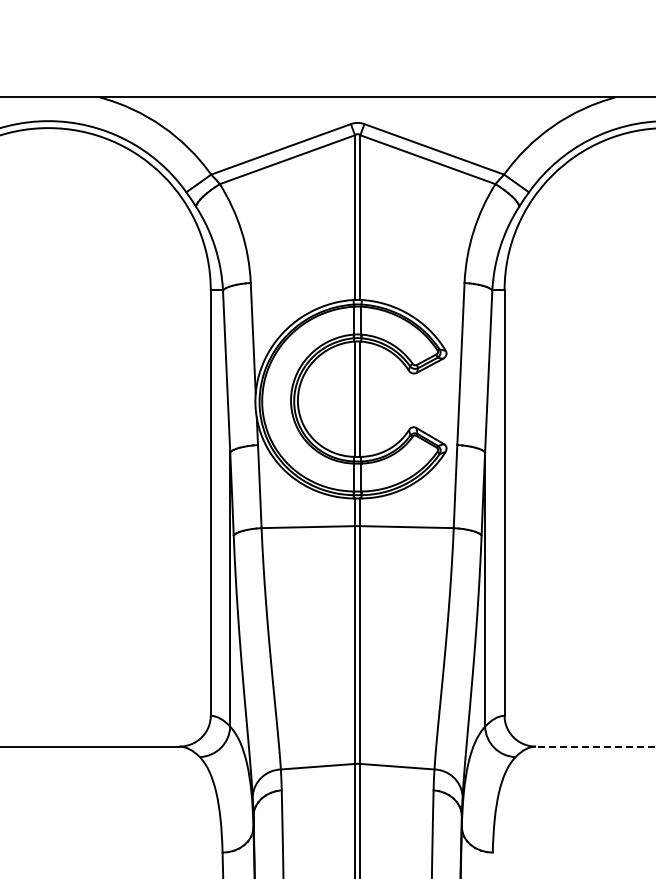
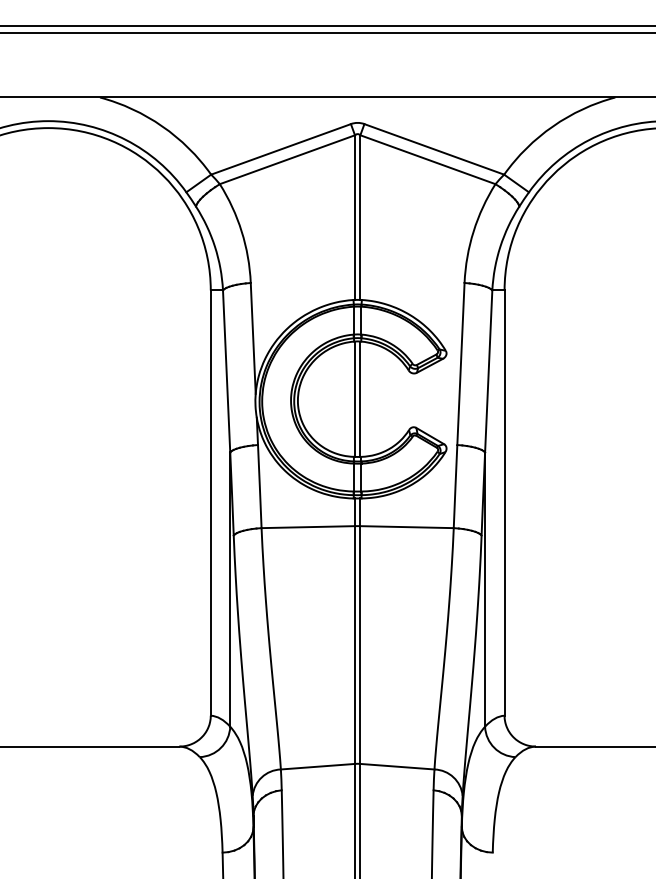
line: none -> present (327, 26)
line: none -> present (327, 32)
line: dashed -> solid (595, 746)
